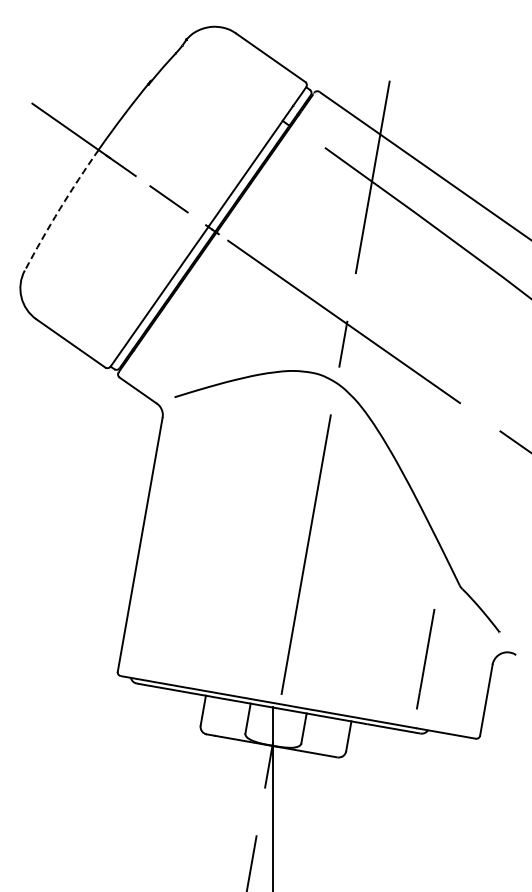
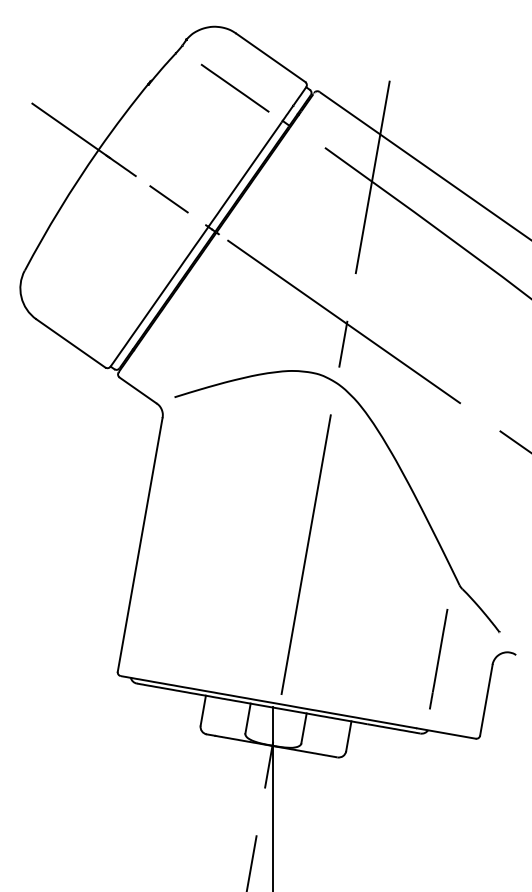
line: none -> present (234, 87)
arc: dashed -> solid (59, 209)
line position: (425, 659) -> (438, 659) (438, 659)
